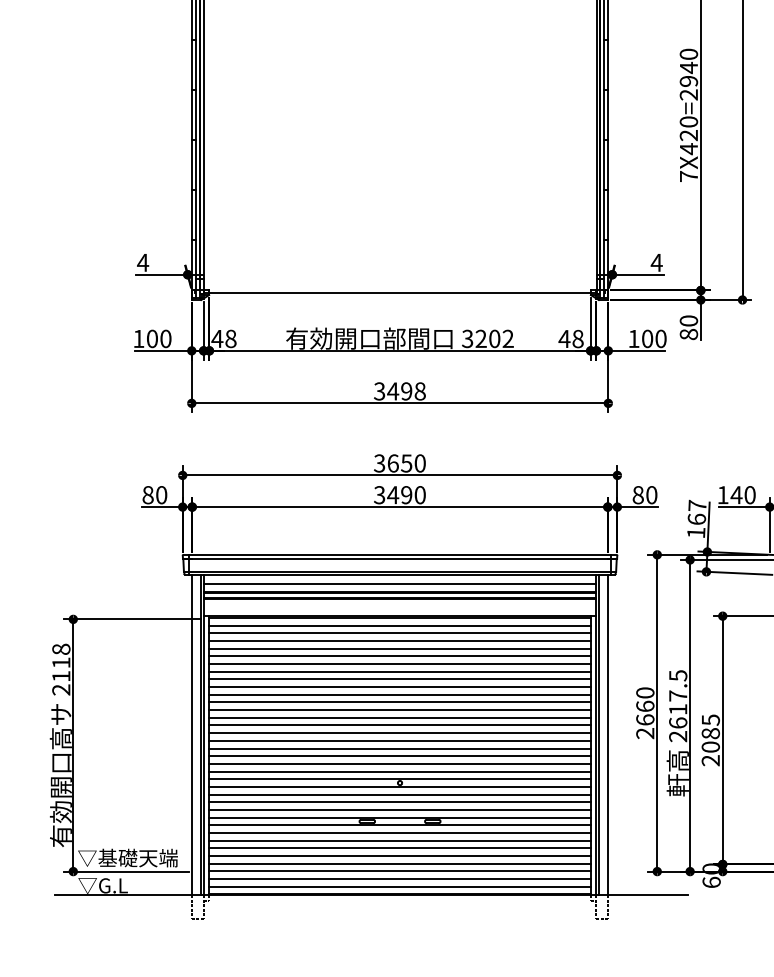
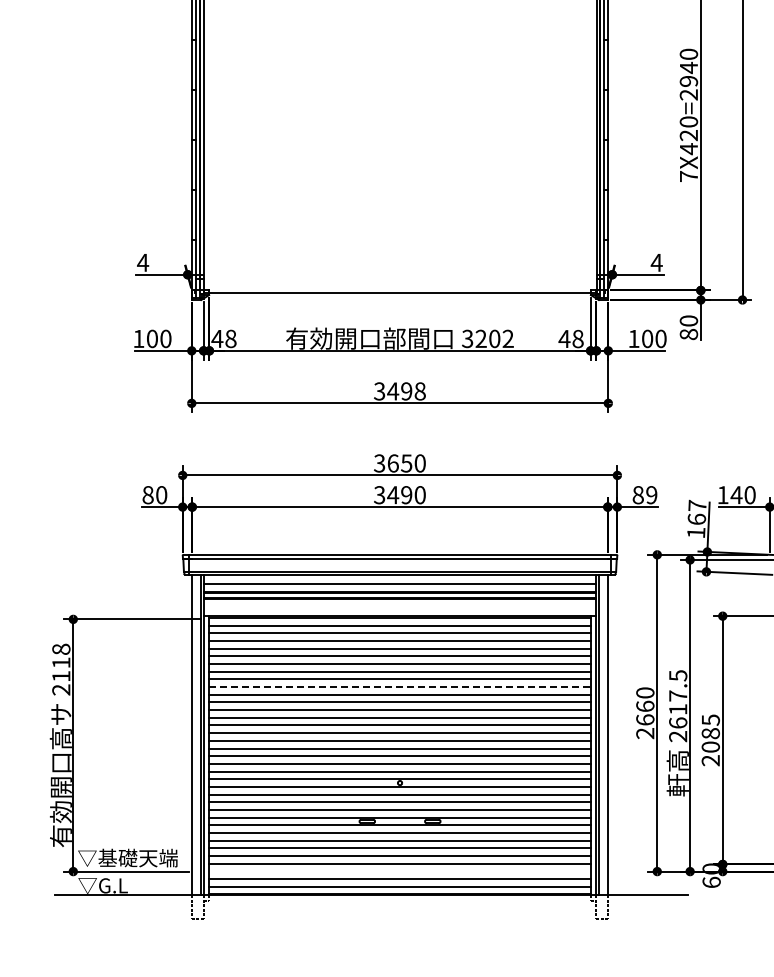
text: 80 -> 89 (651, 495)
line: solid -> dashed (400, 687)
line: present -> none (399, 871)
